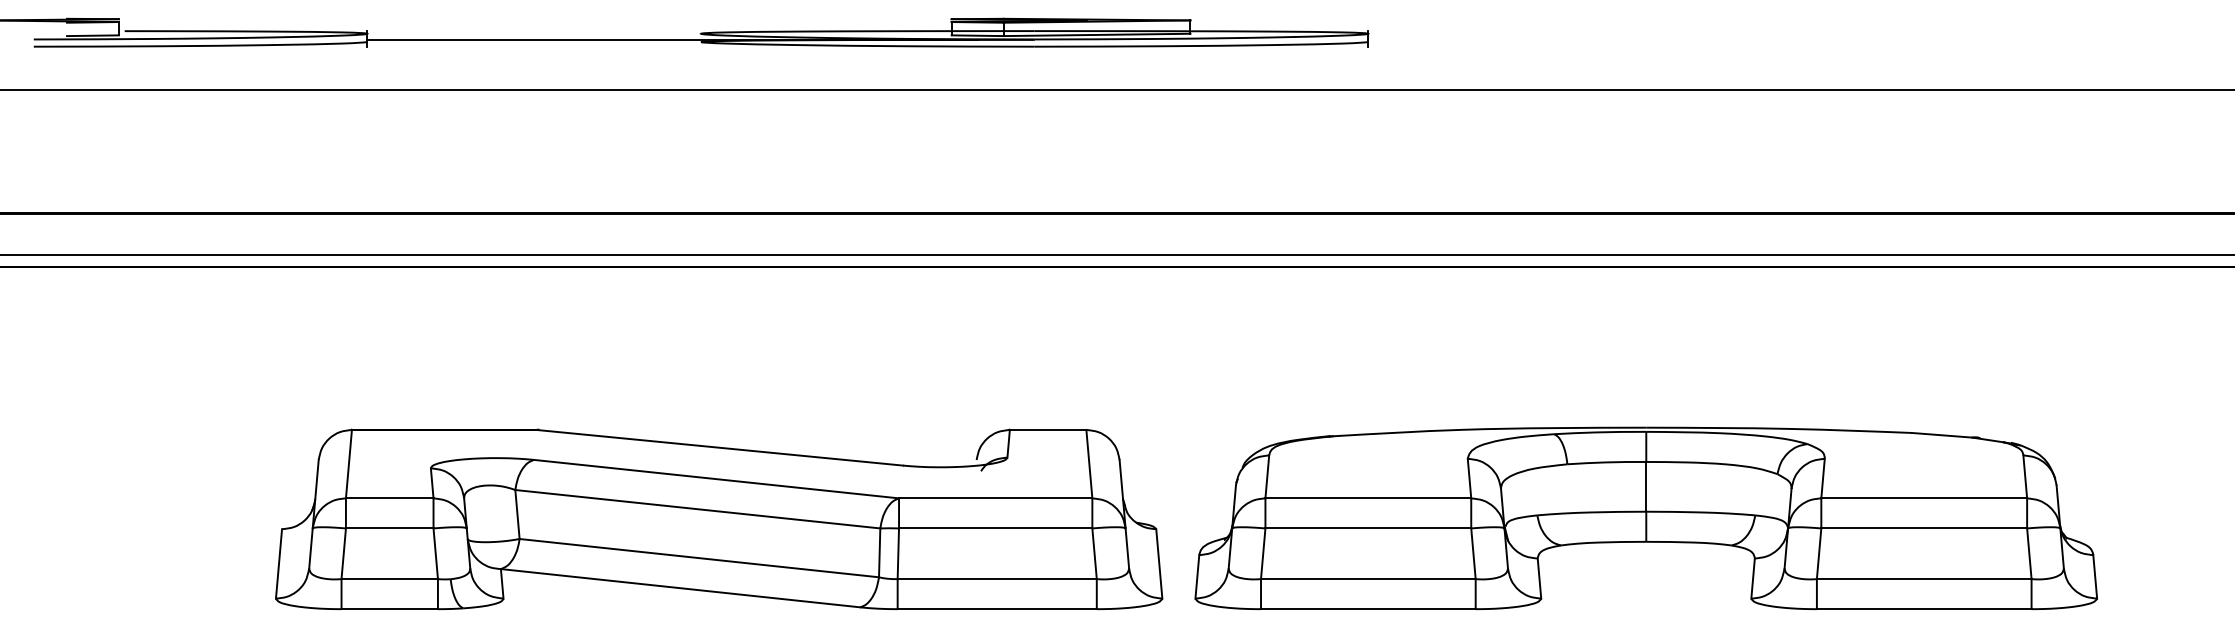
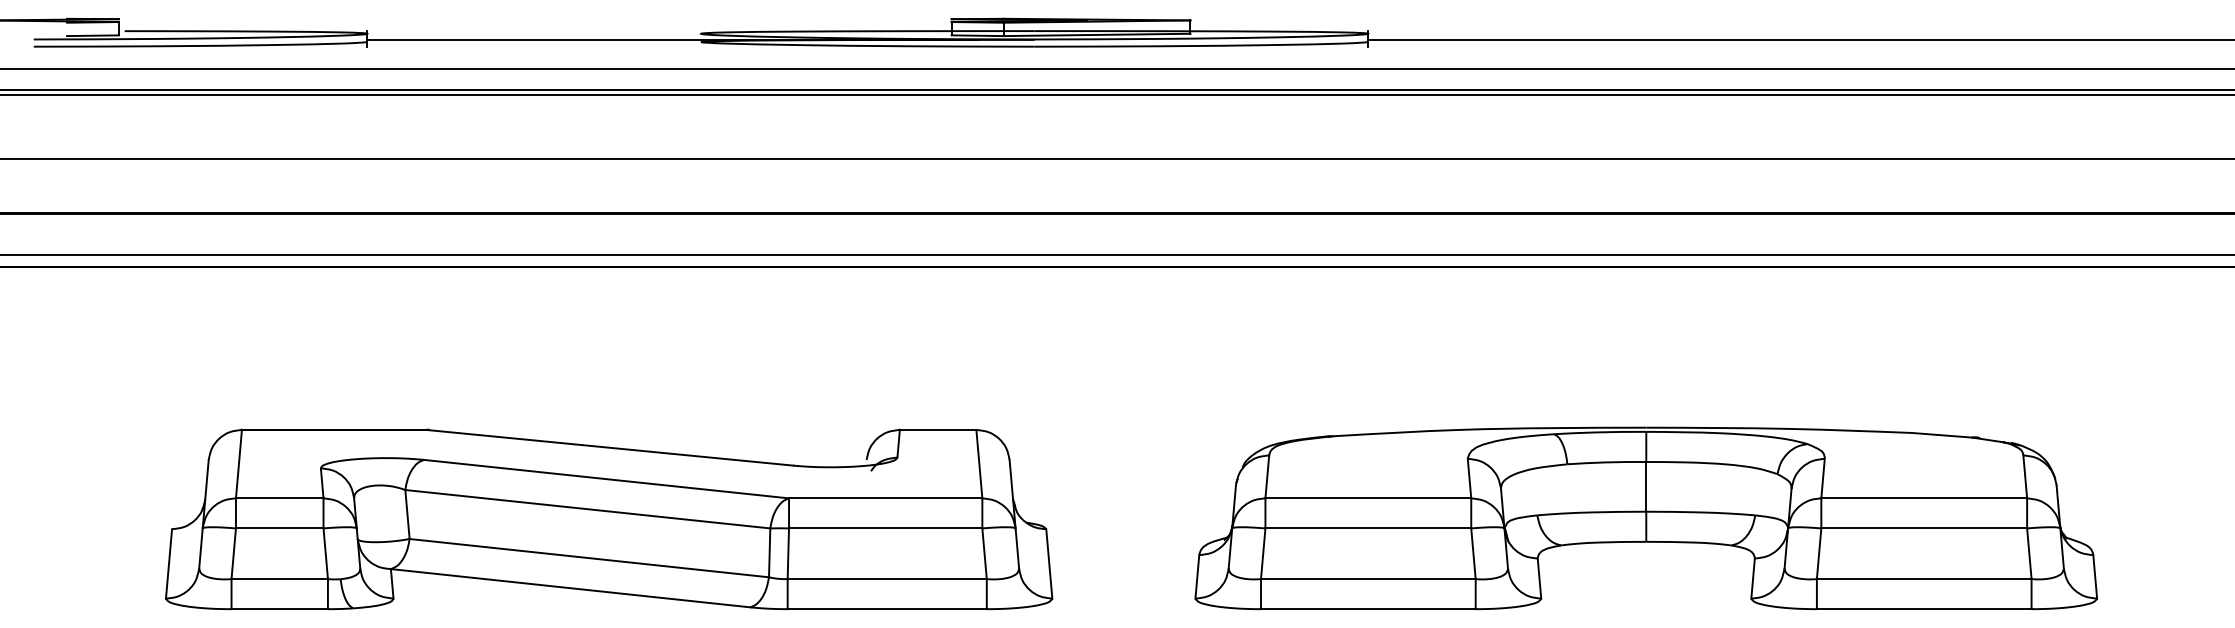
line: none -> present (1799, 39)
line: none -> present (1116, 68)
line: none -> present (1116, 95)
line: none -> present (1116, 159)
part position: (719, 519) -> (609, 519) (609, 519)
